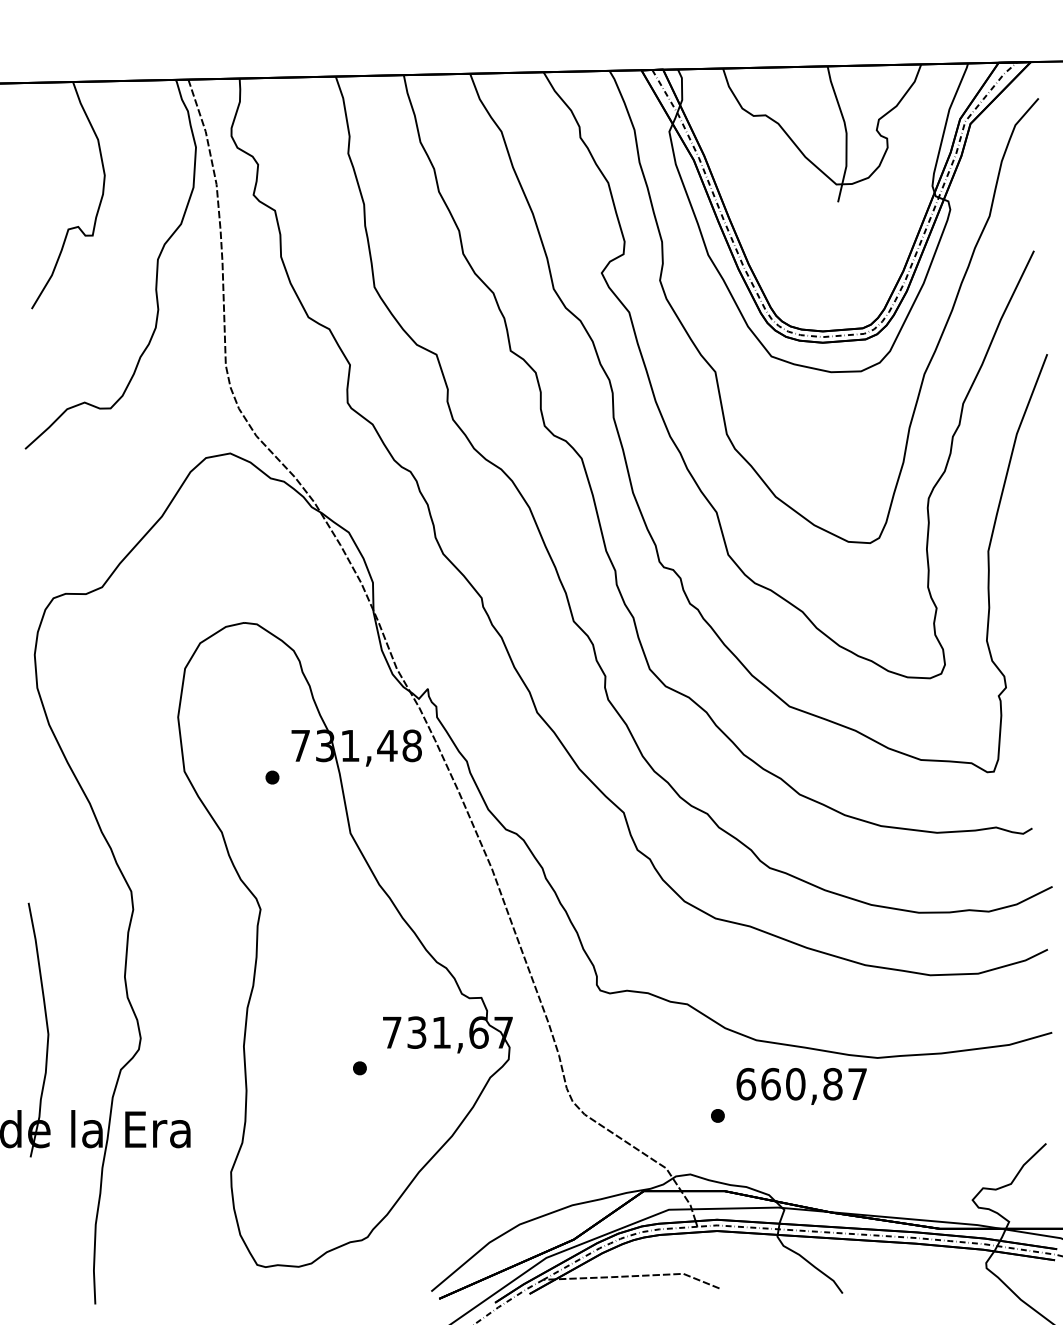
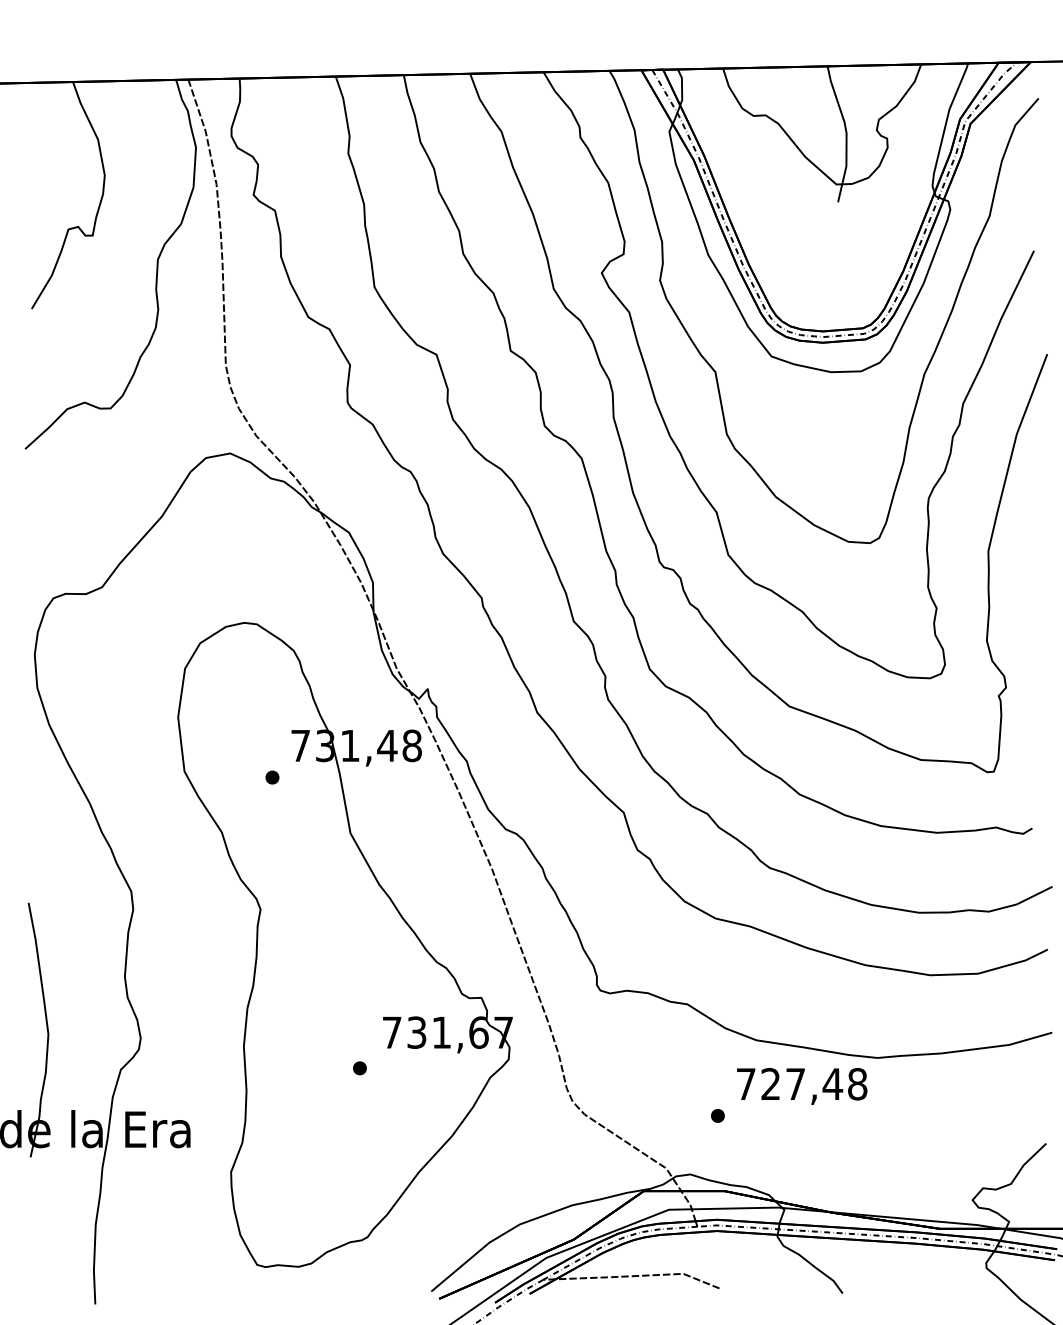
text: 660,87 -> 727,48 (801, 1083)
